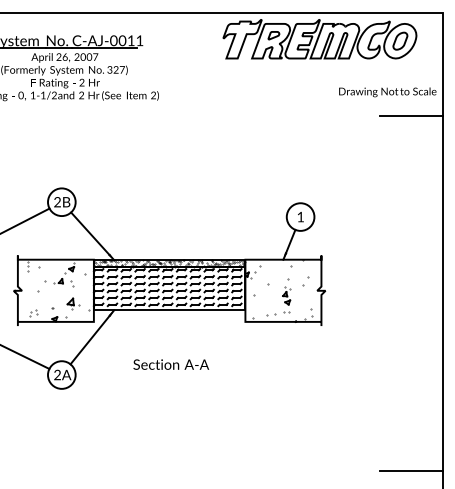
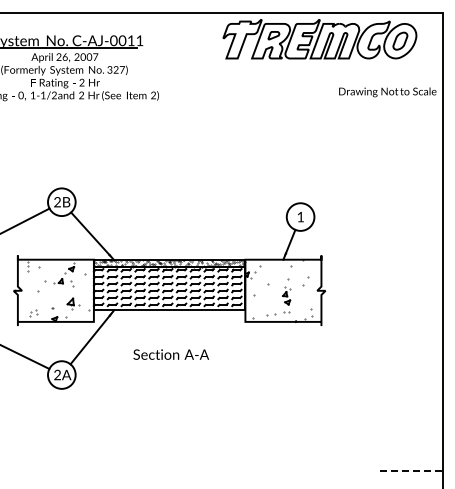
line: present -> none (410, 115)
text position: (171, 364) -> (171, 354) (171, 354)
line: solid -> dashed (411, 471)
